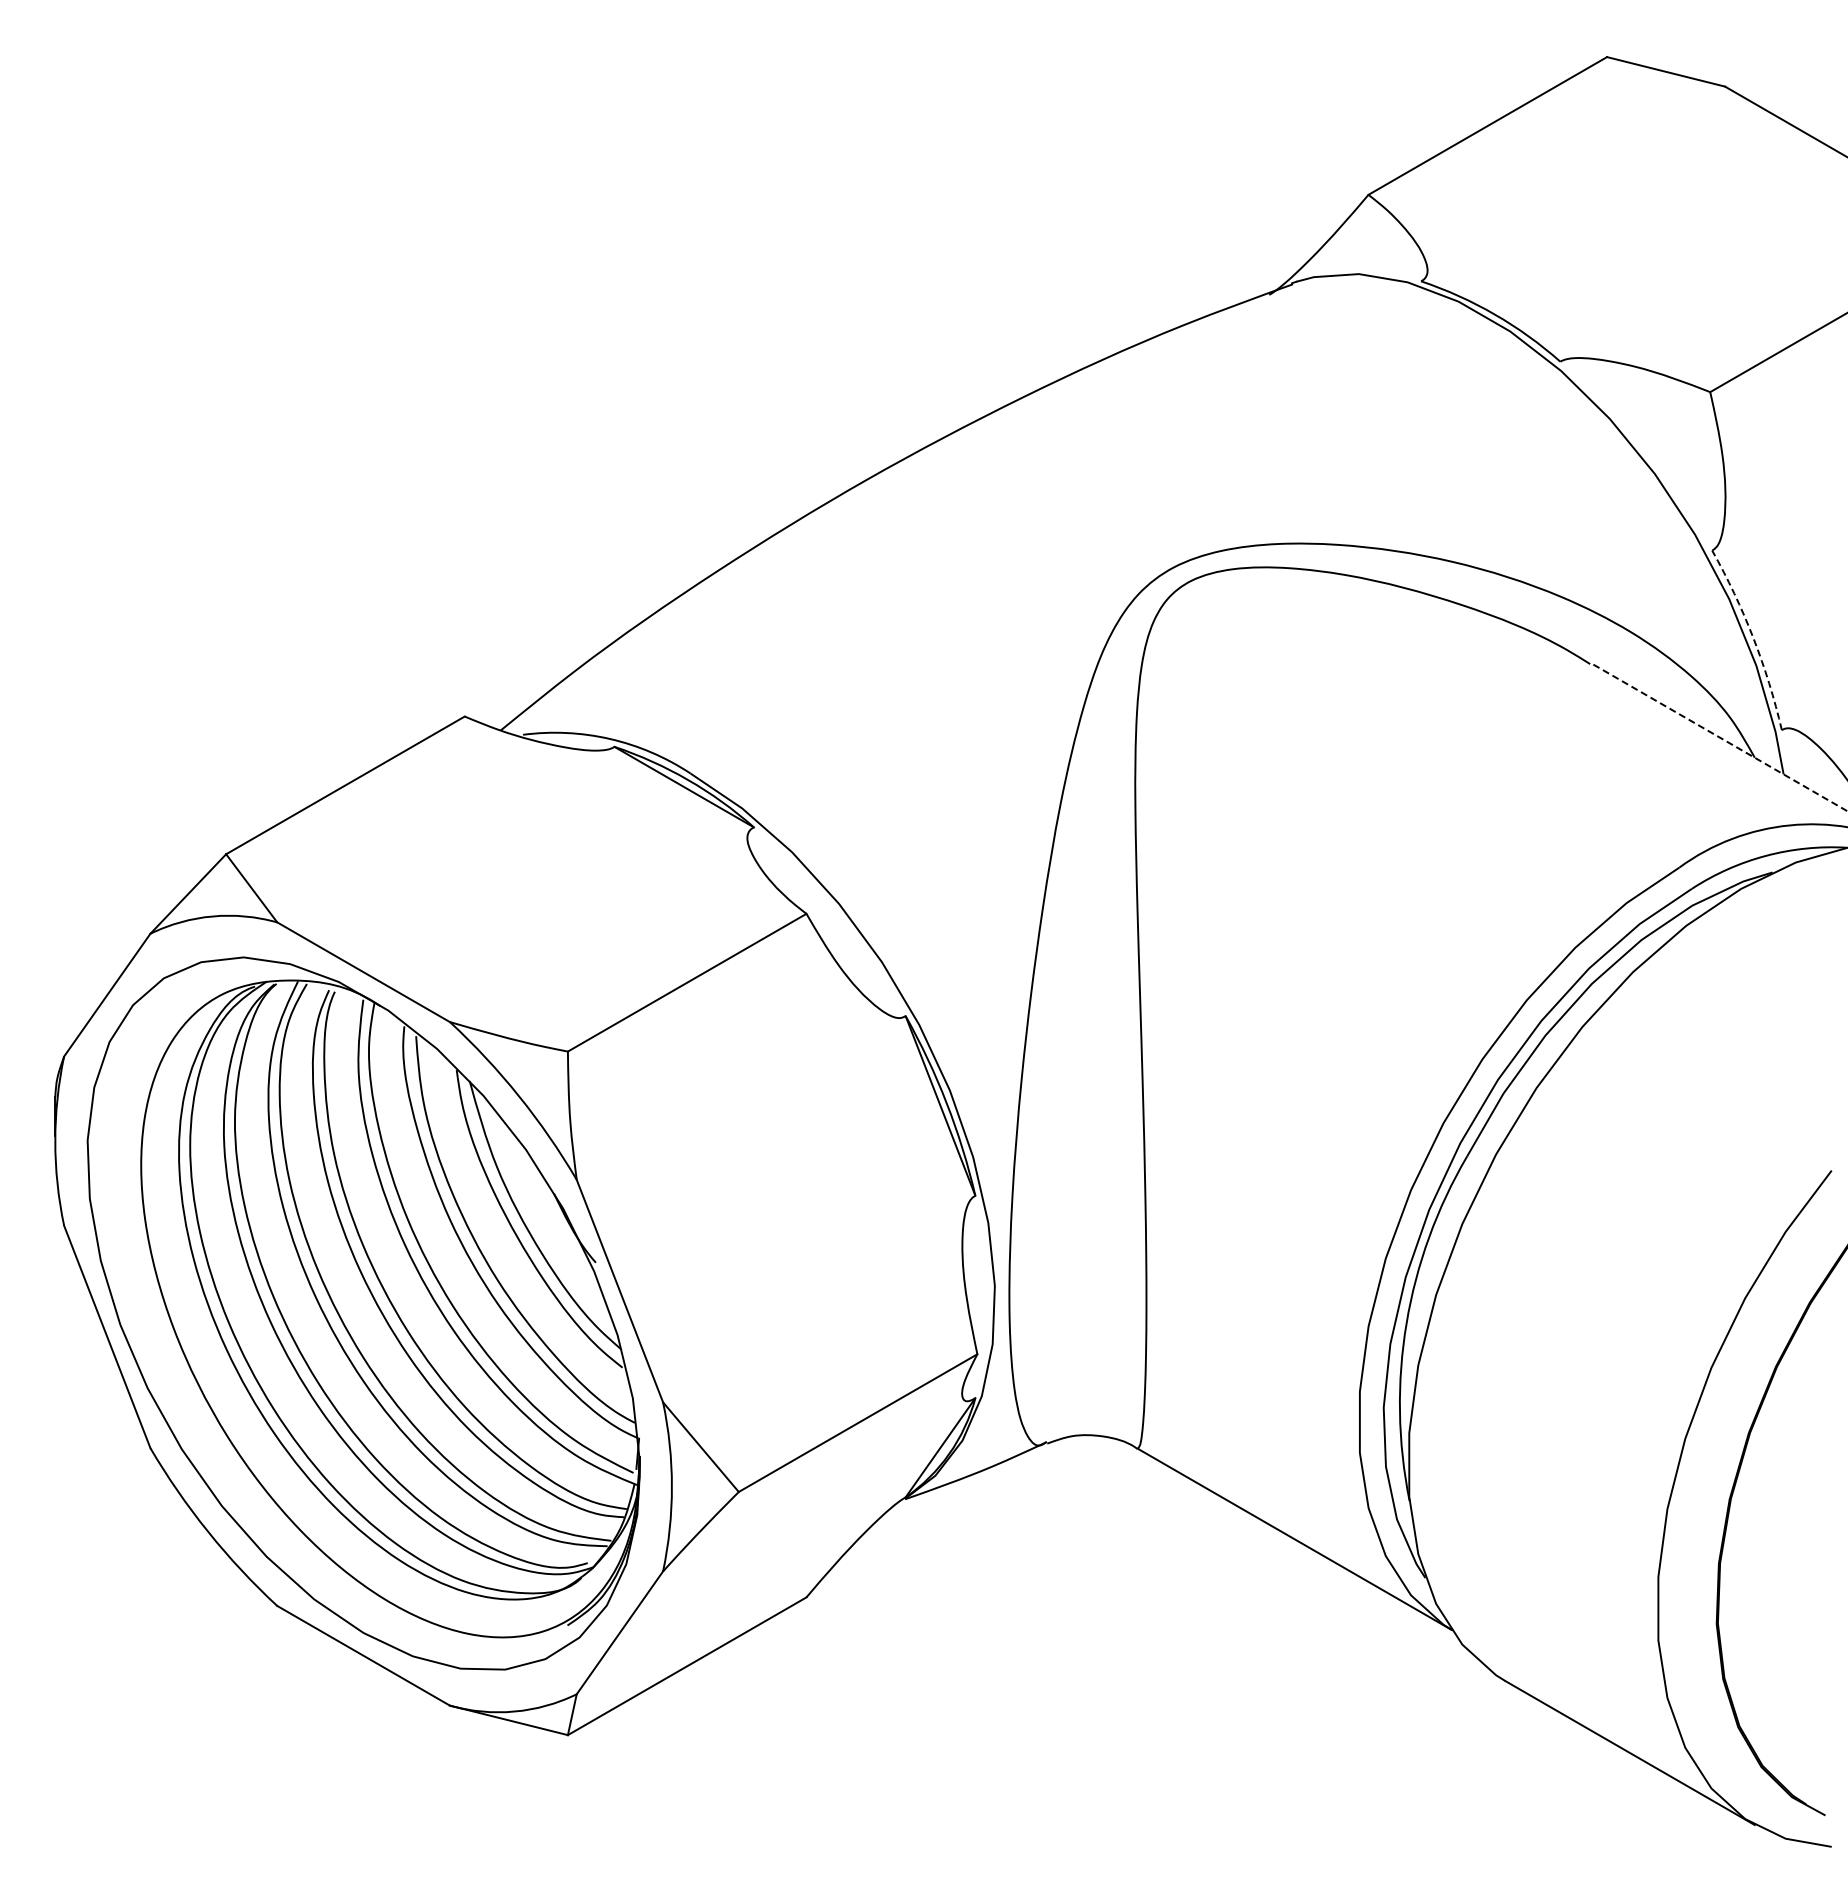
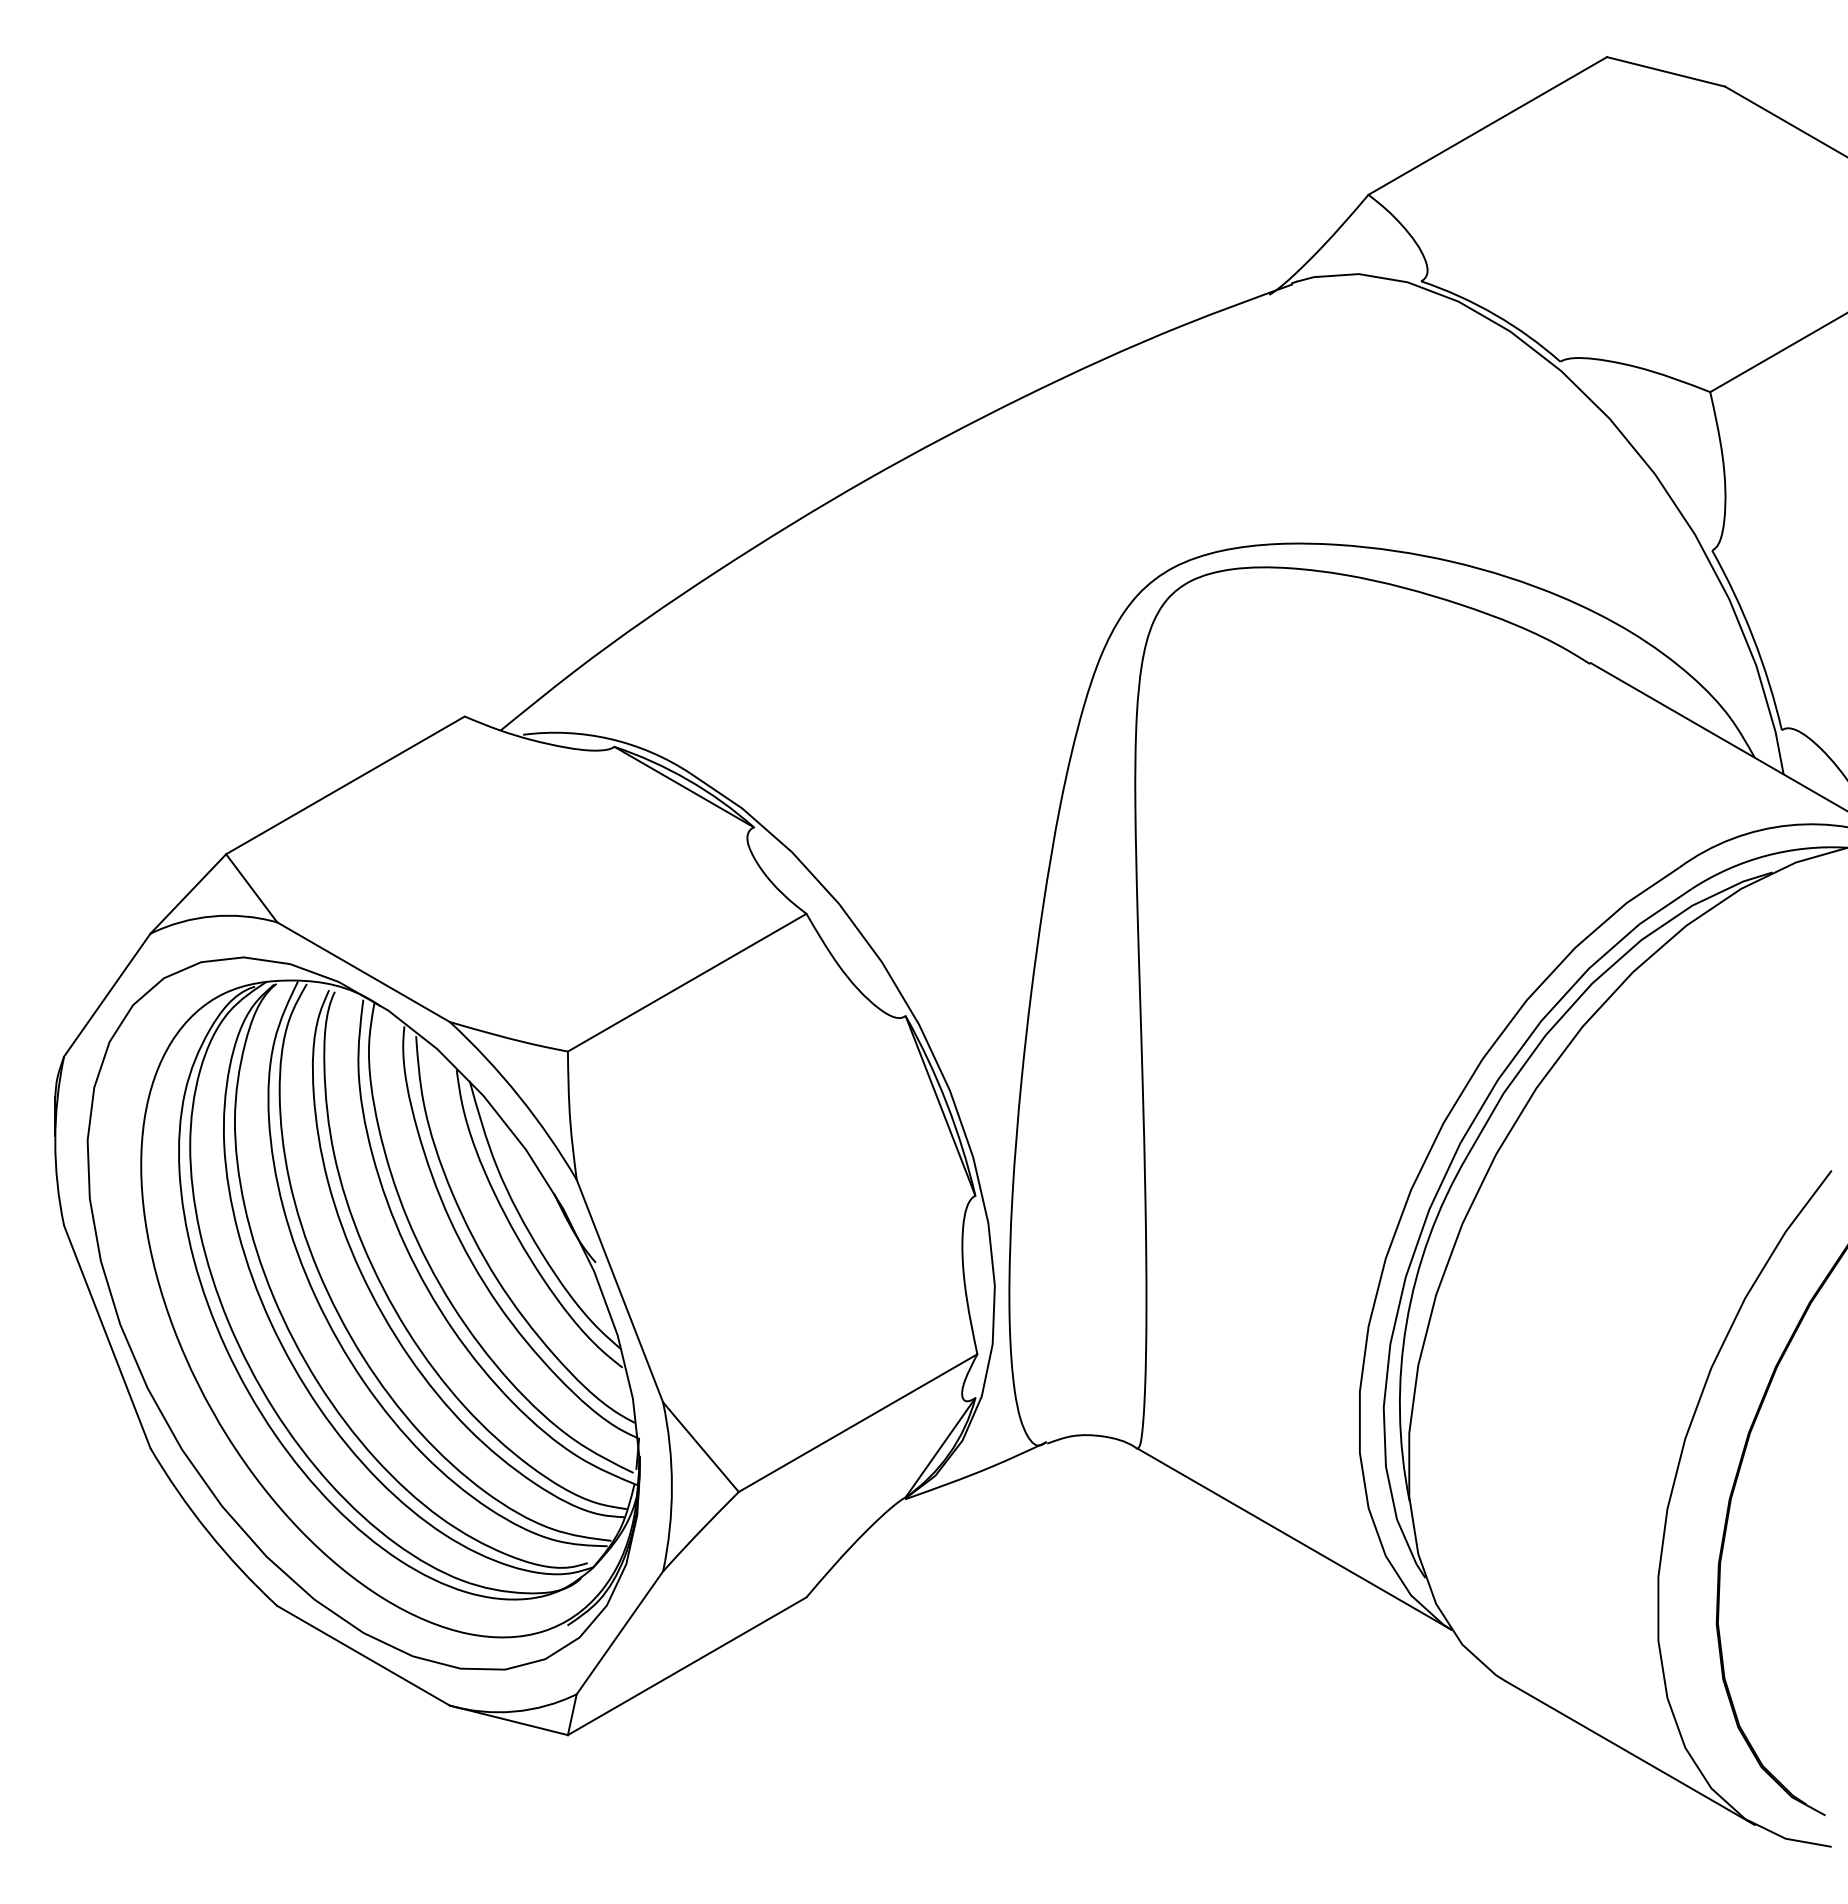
arc: dashed -> solid (1753, 637)
line: dashed -> solid (1718, 736)
